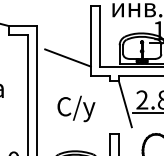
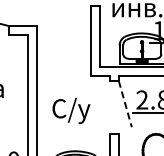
line: present -> none (67, 57)
line: solid -> dashed (125, 104)
text position: (76, 108) -> (71, 110) (71, 110)
